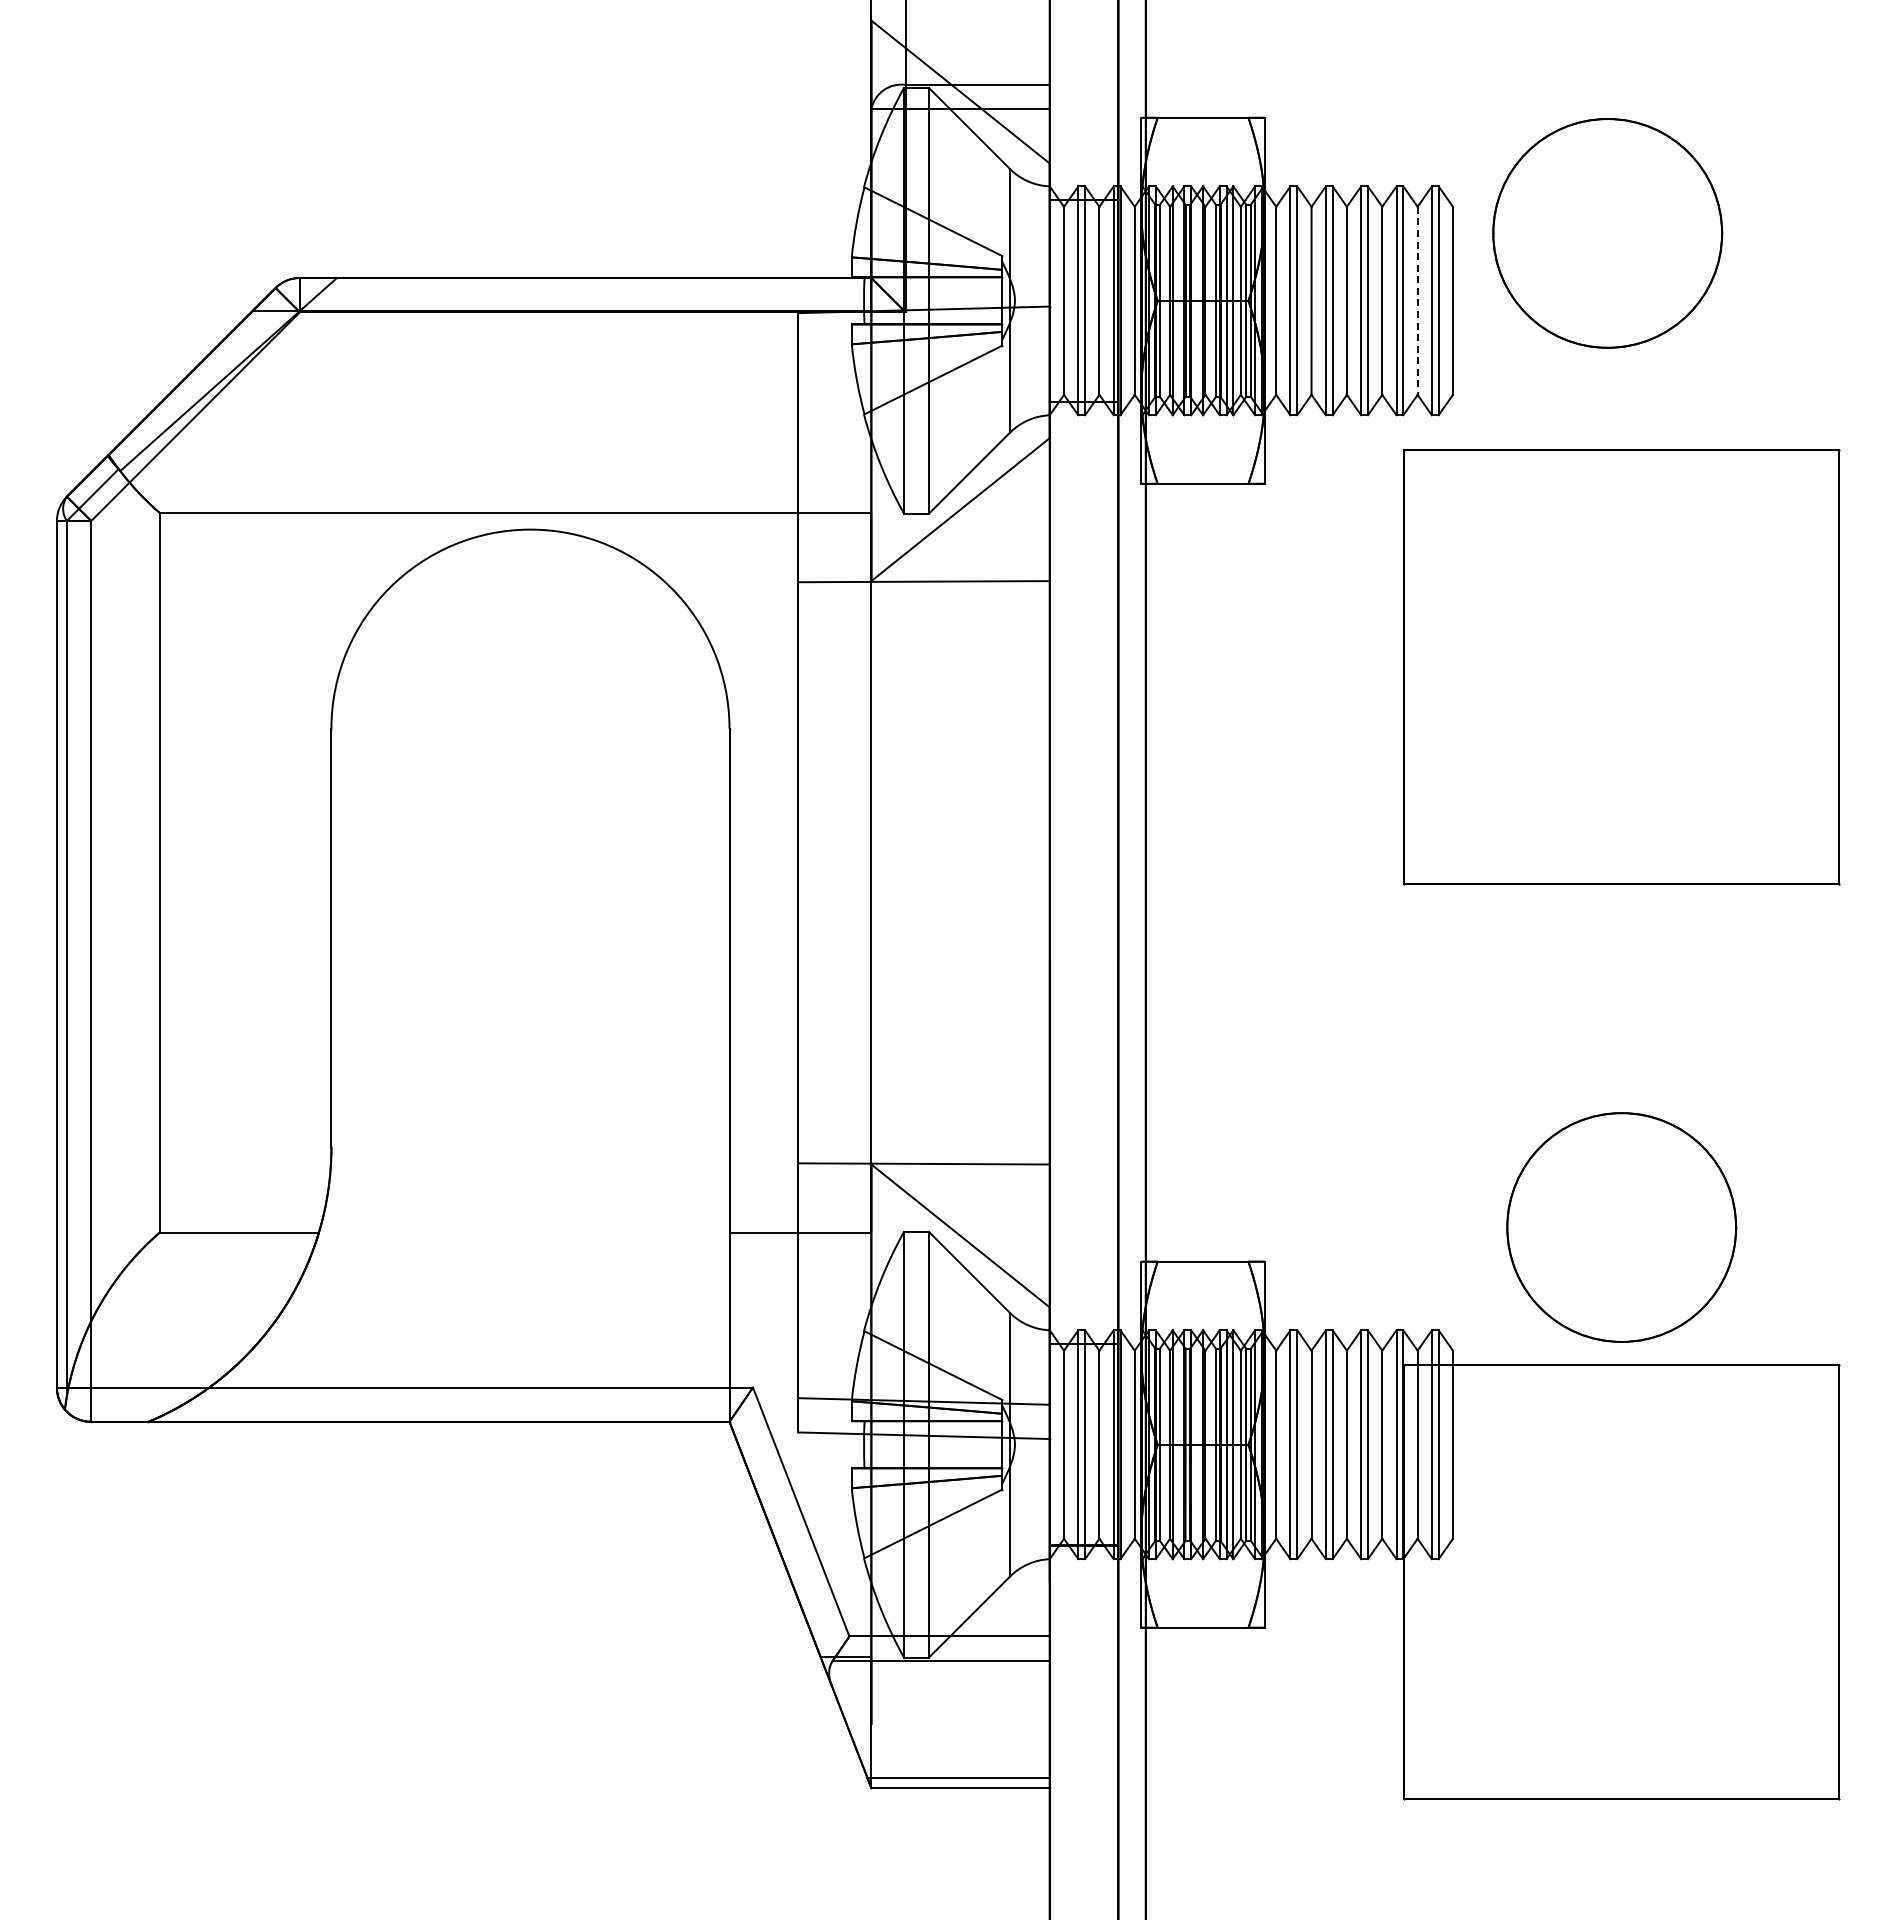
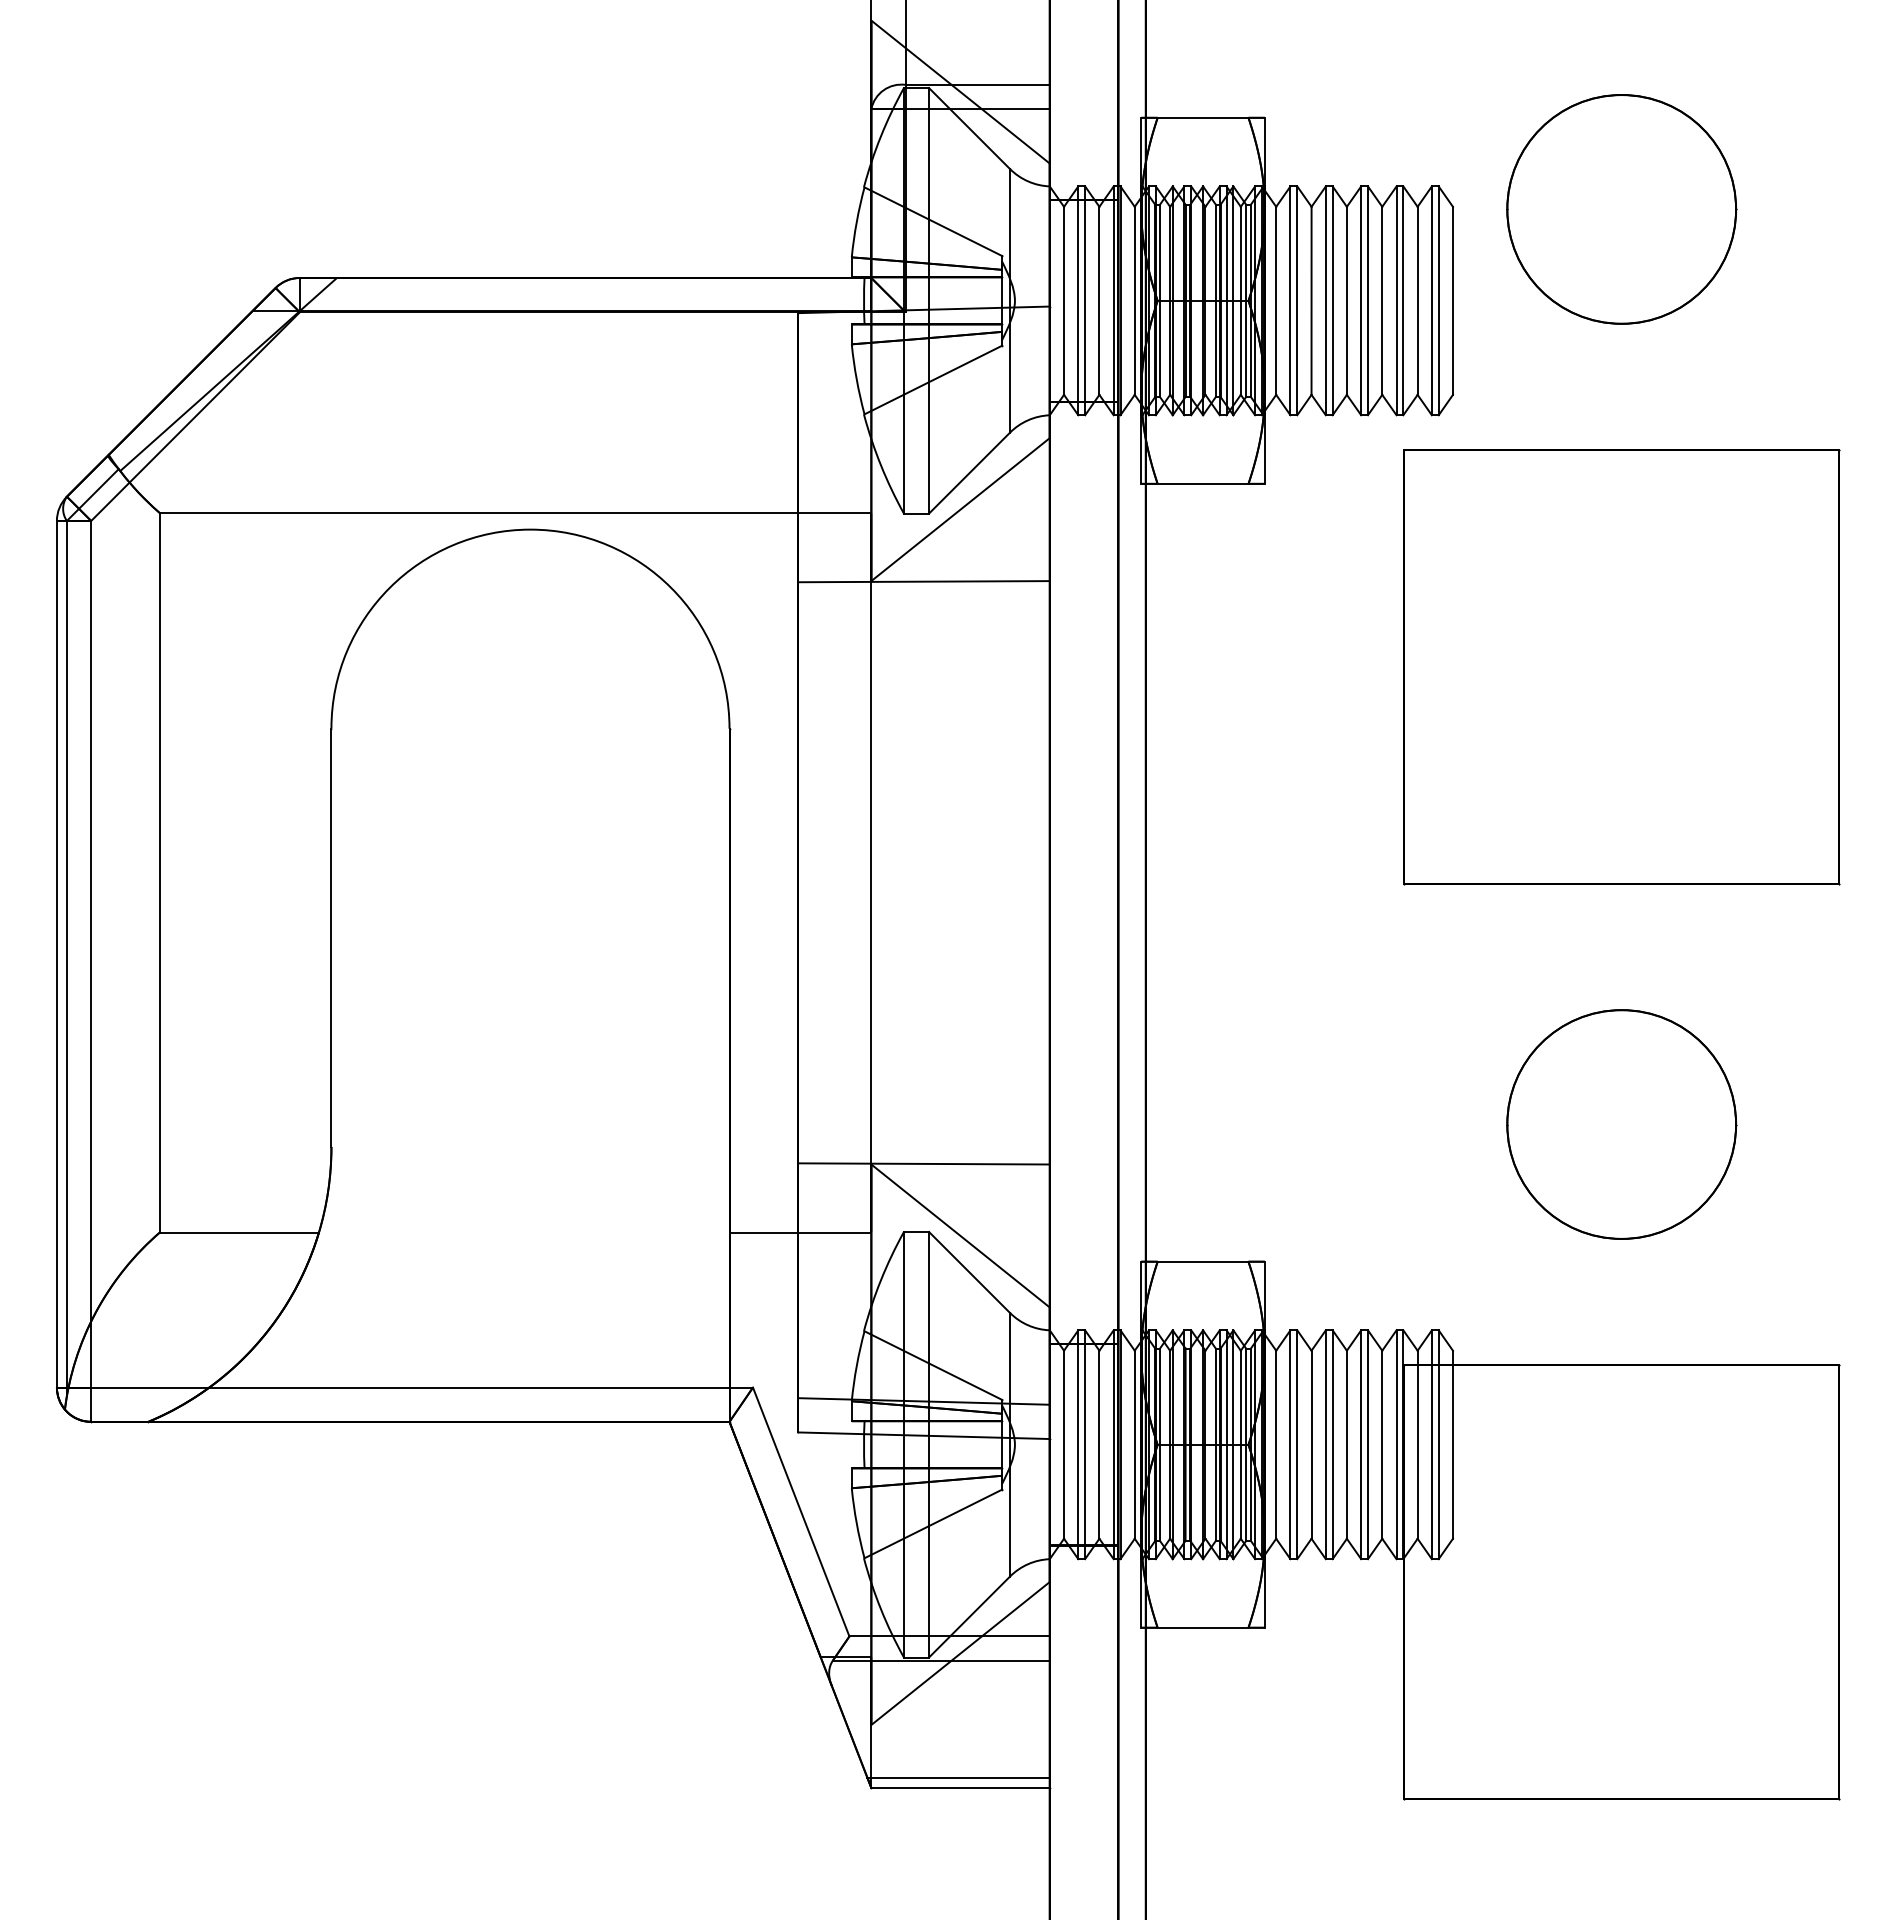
part position: (1607, 233) -> (1621, 209) (1621, 209)
line: dashed -> solid (1417, 301)
part position: (1621, 1227) -> (1621, 1124) (1621, 1124)
line: none -> present (960, 1653)
